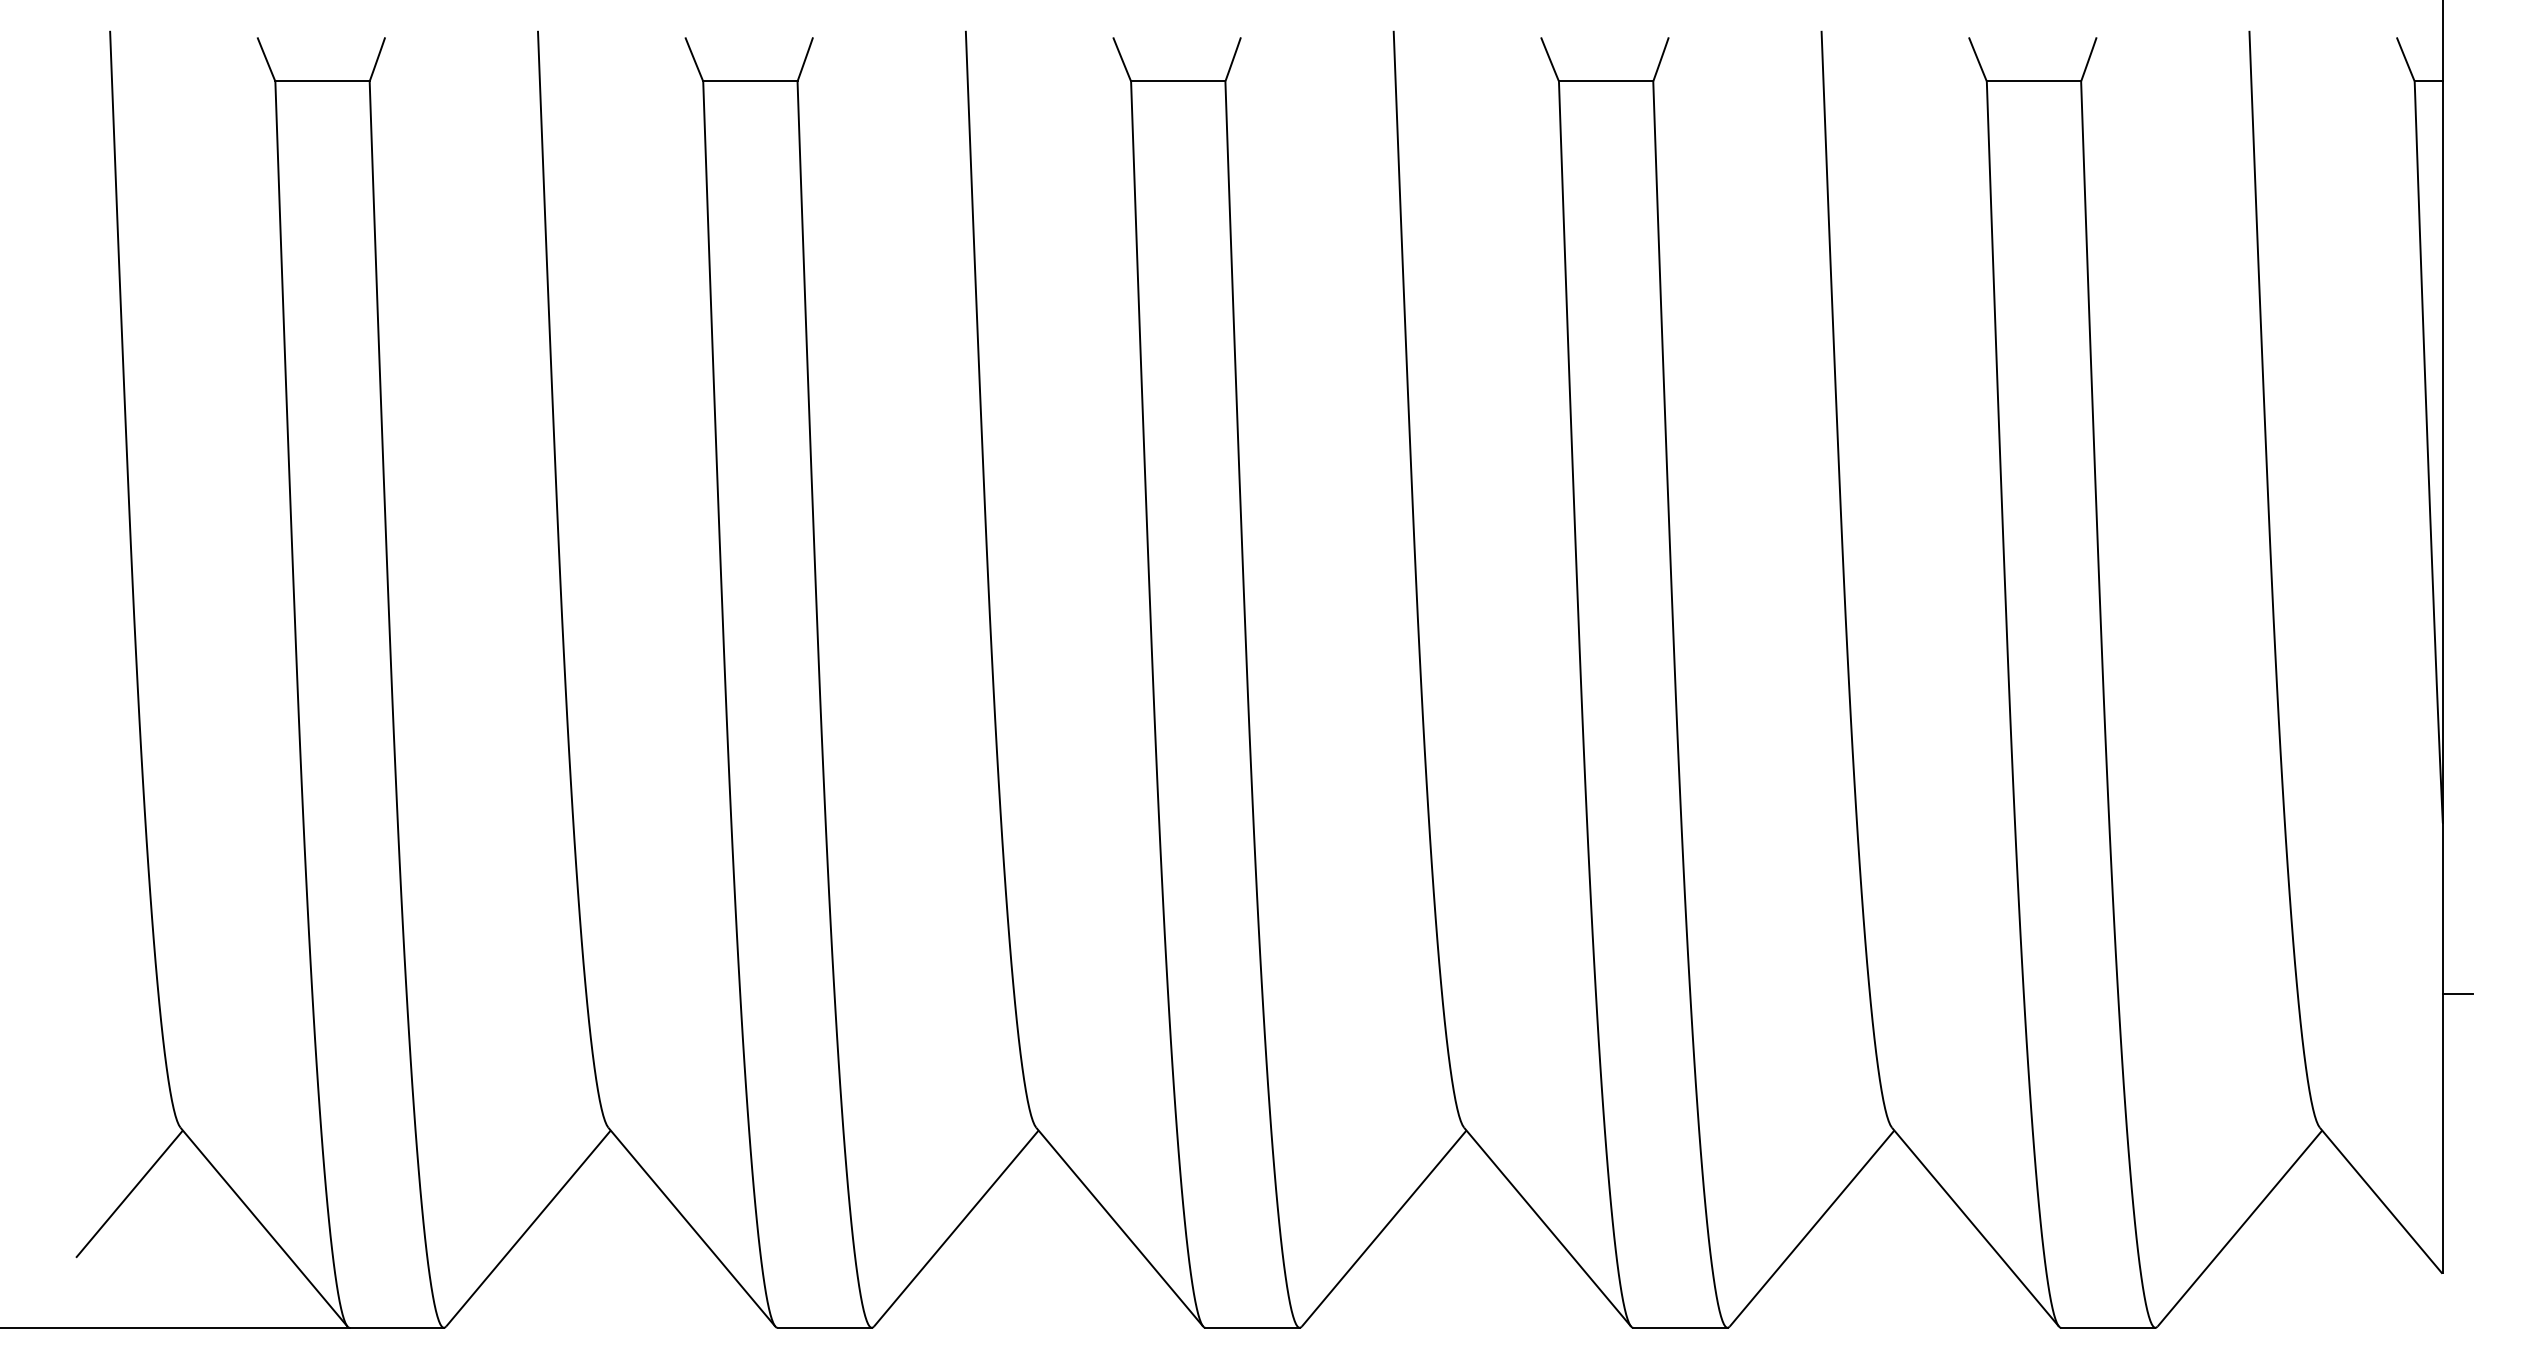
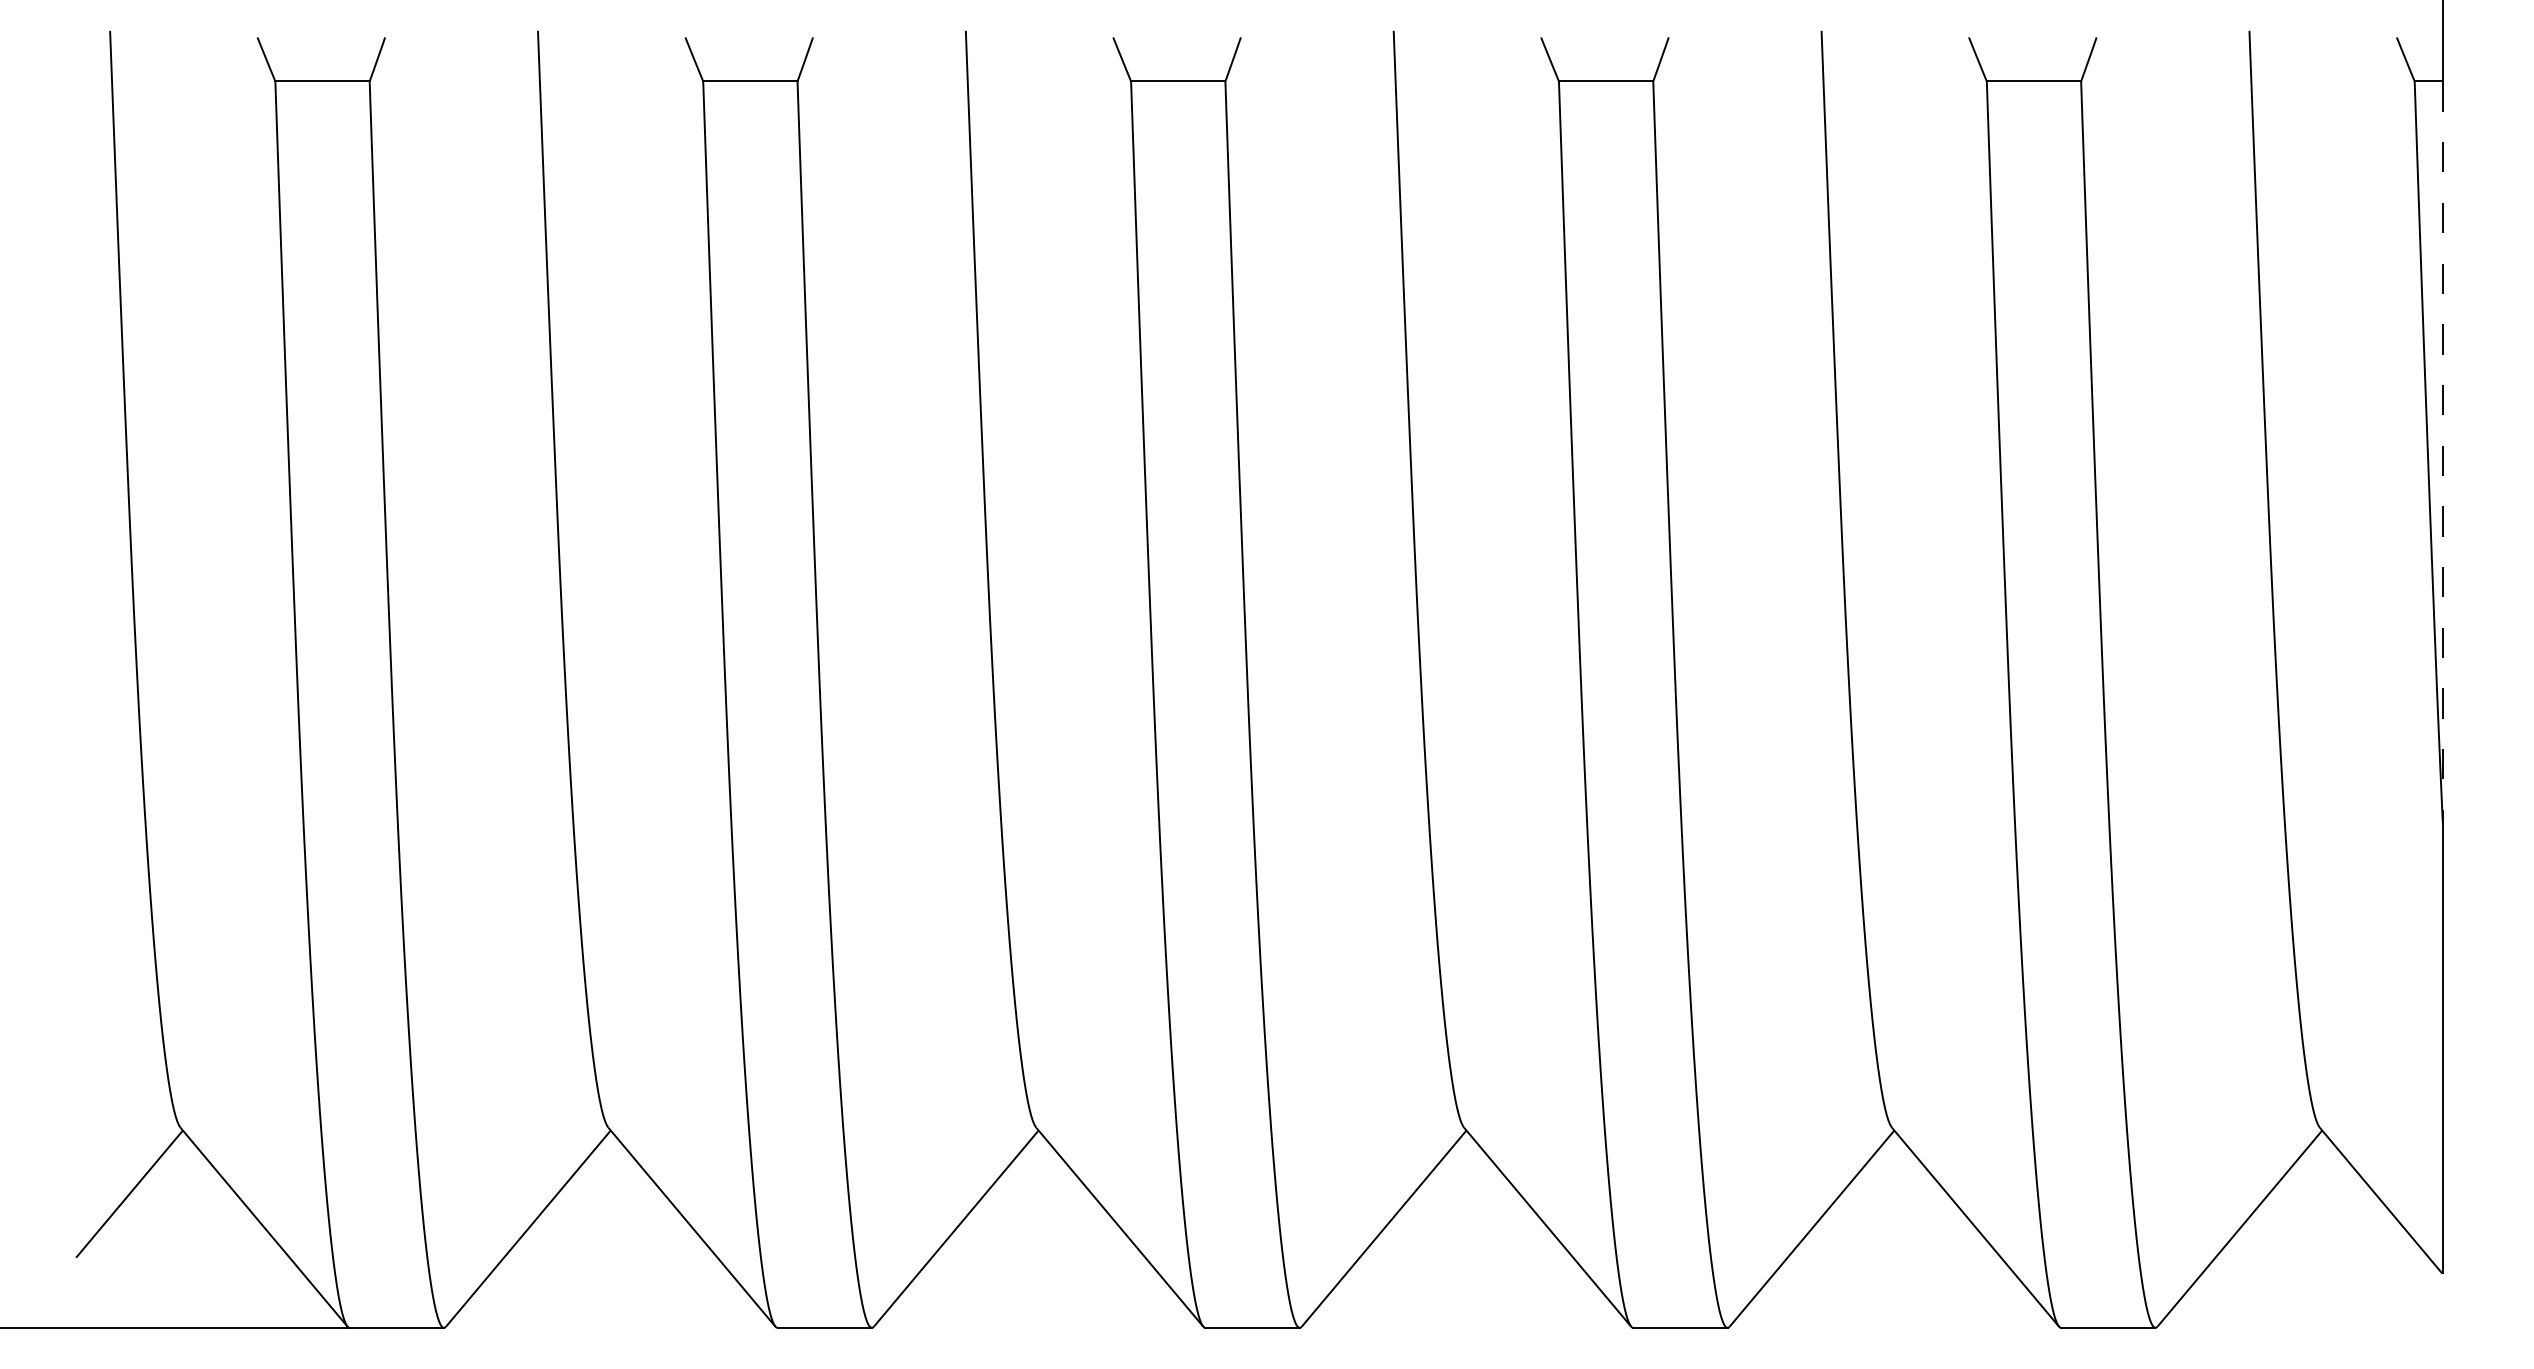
line: solid -> dashed (2442, 452)
line: present -> none (2457, 994)
